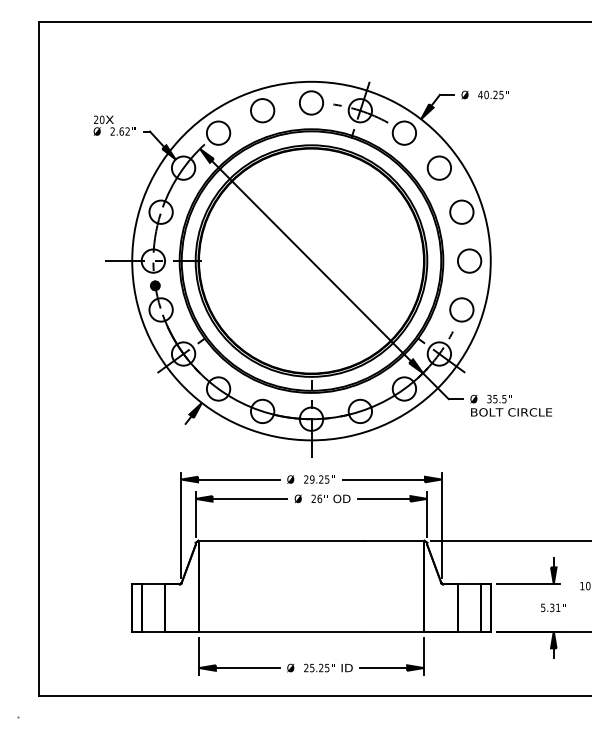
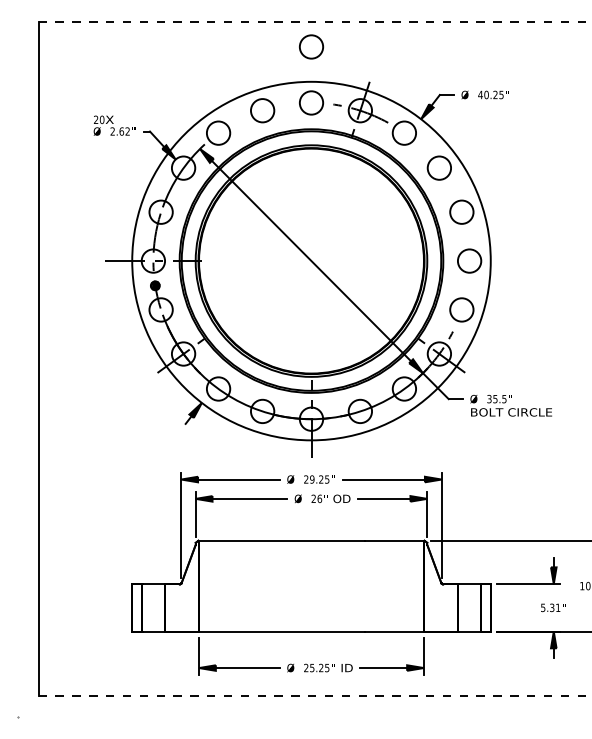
line: solid -> dashed (315, 22)
circle: none -> present (311, 46)
line: solid -> dashed (315, 695)
